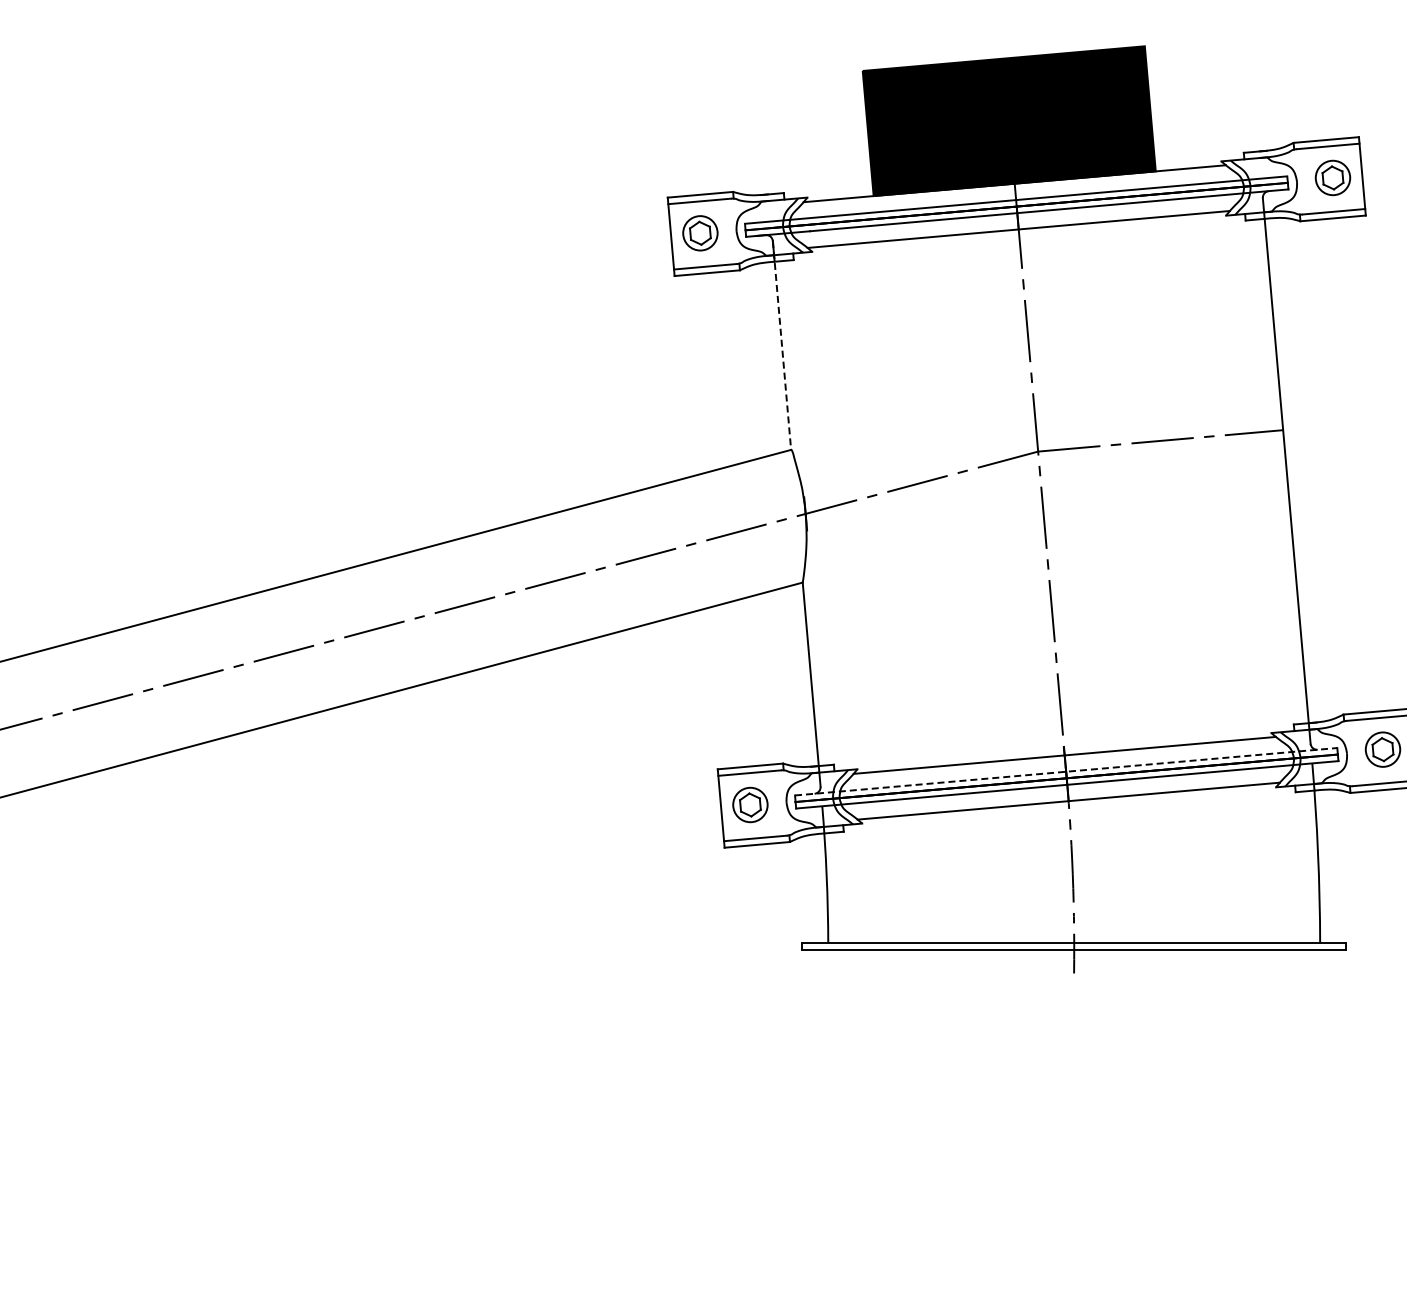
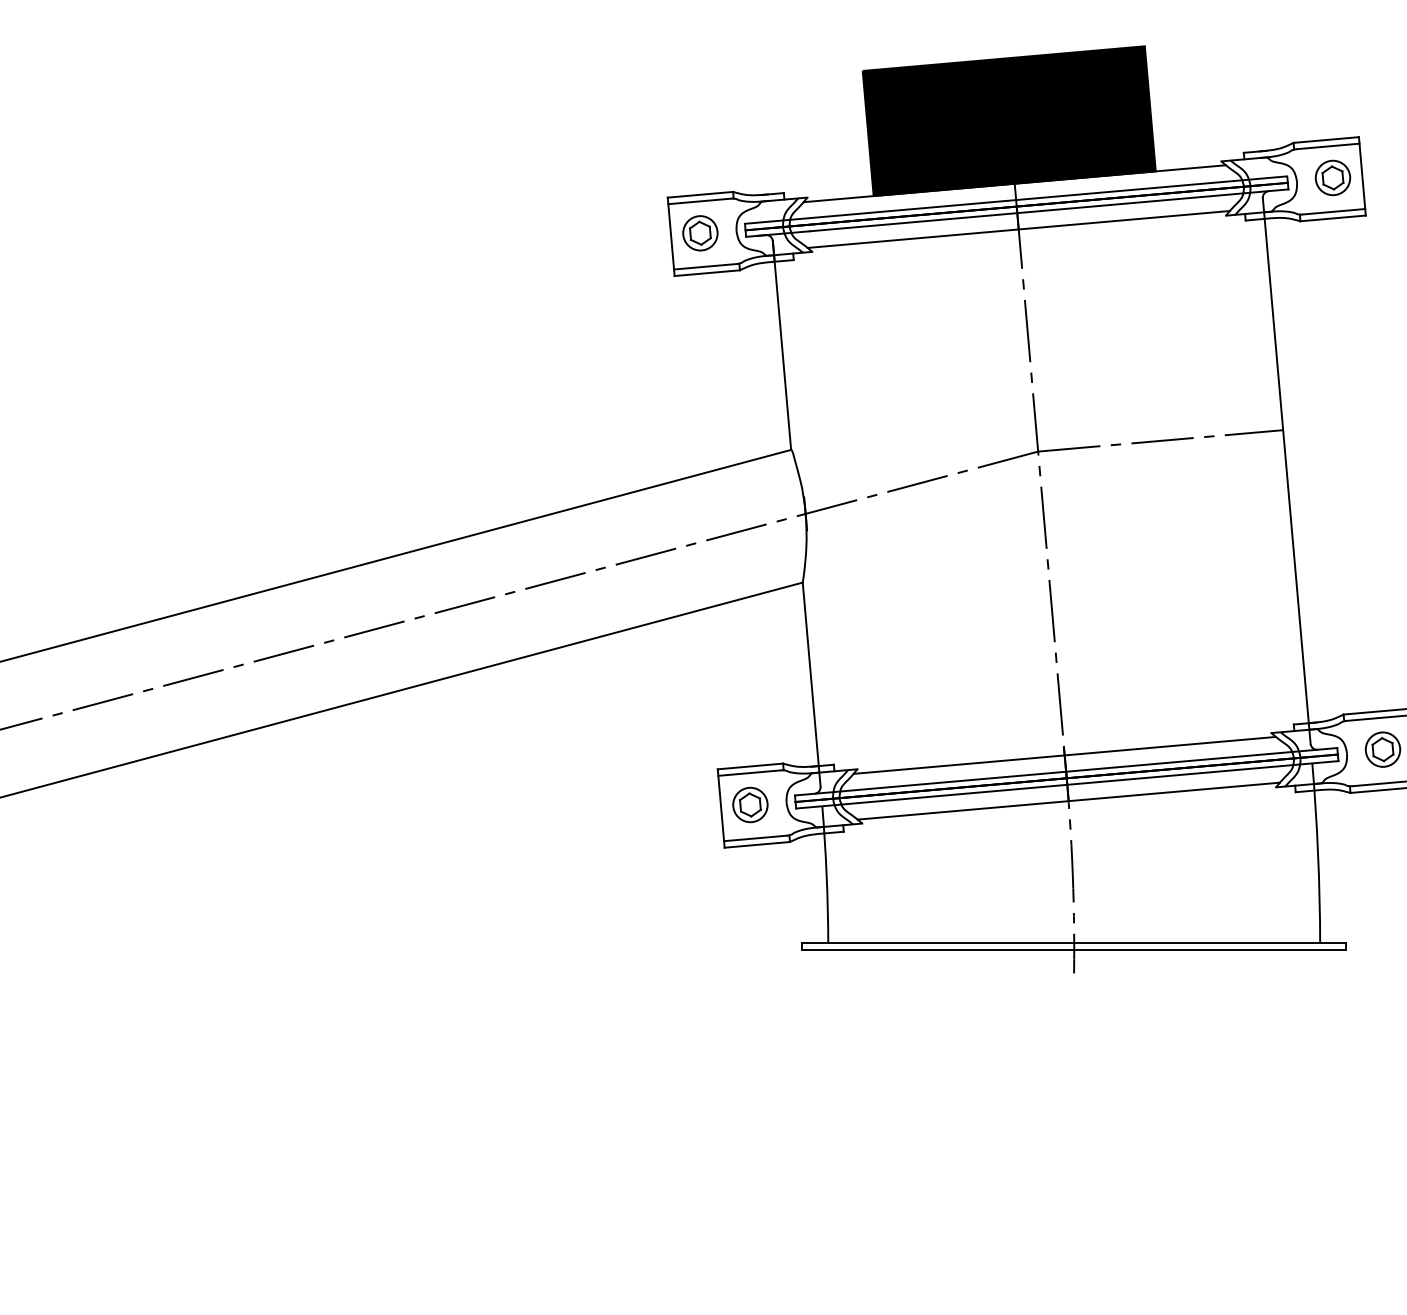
line: dashed -> solid (782, 345)
line: dashed -> solid (1066, 771)
